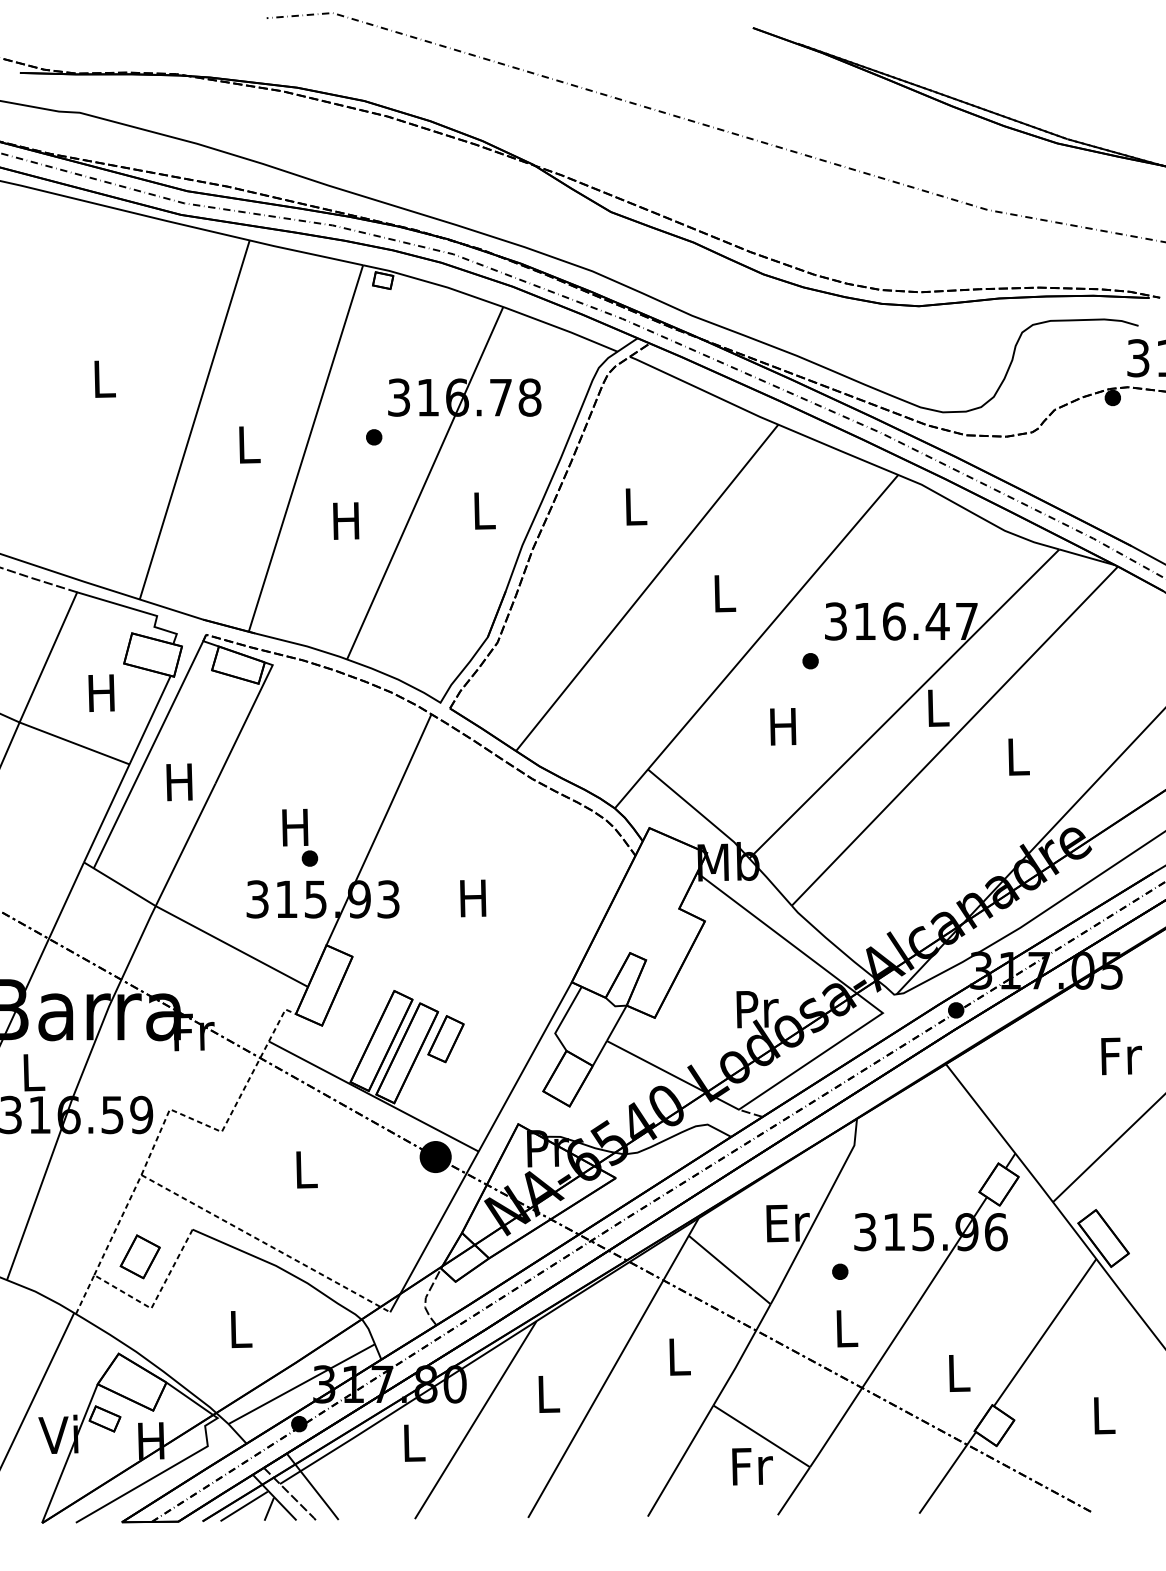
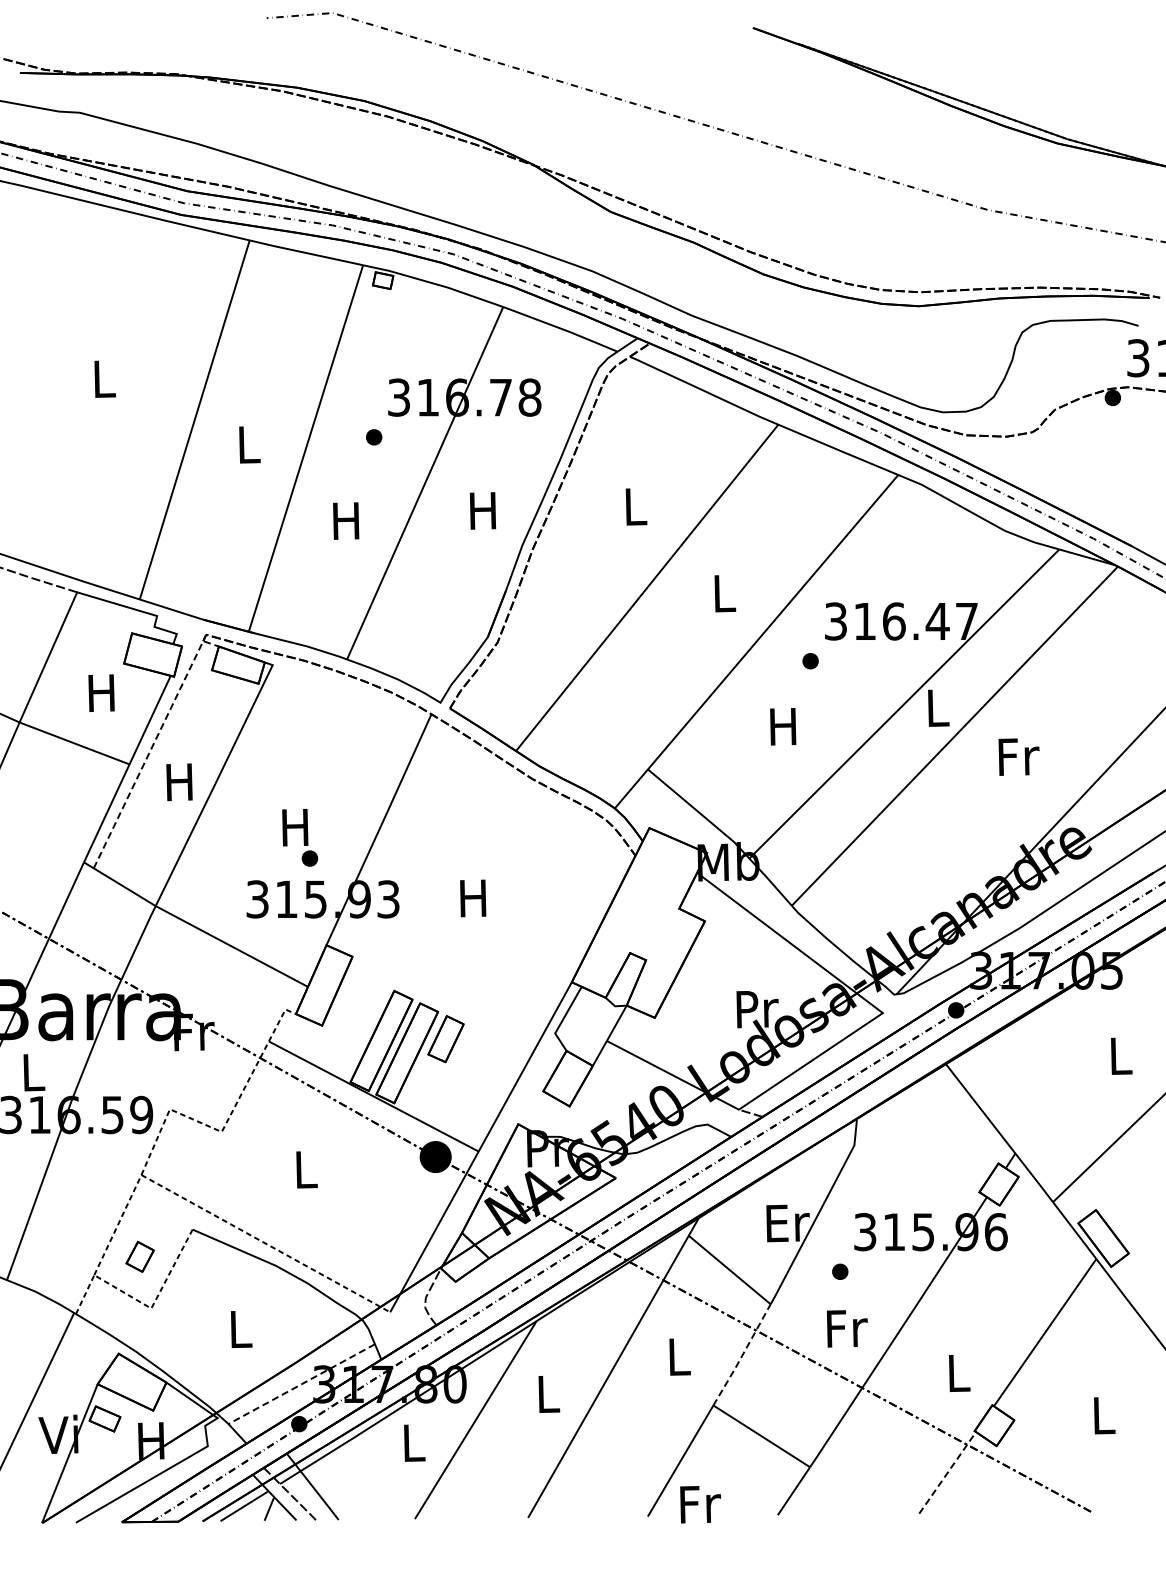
text: L -> H (482, 510)
line: solid -> dashed (152, 746)
text: L -> Fr (1018, 756)
text: Fr -> L (1121, 1056)
part size: 42x46 px -> 30x33 px (139, 1256)
text: L -> Fr (846, 1328)
line: solid -> dashed (742, 1355)
line: solid -> dashed (301, 1384)
text position: (752, 1466) -> (700, 1504) (700, 1504)
line: solid -> dashed (947, 1472)
